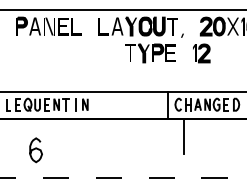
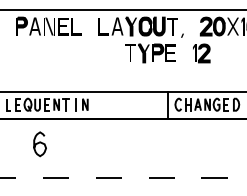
line: present -> none (183, 136)
curve position: (35, 149) -> (39, 143) (39, 143)
